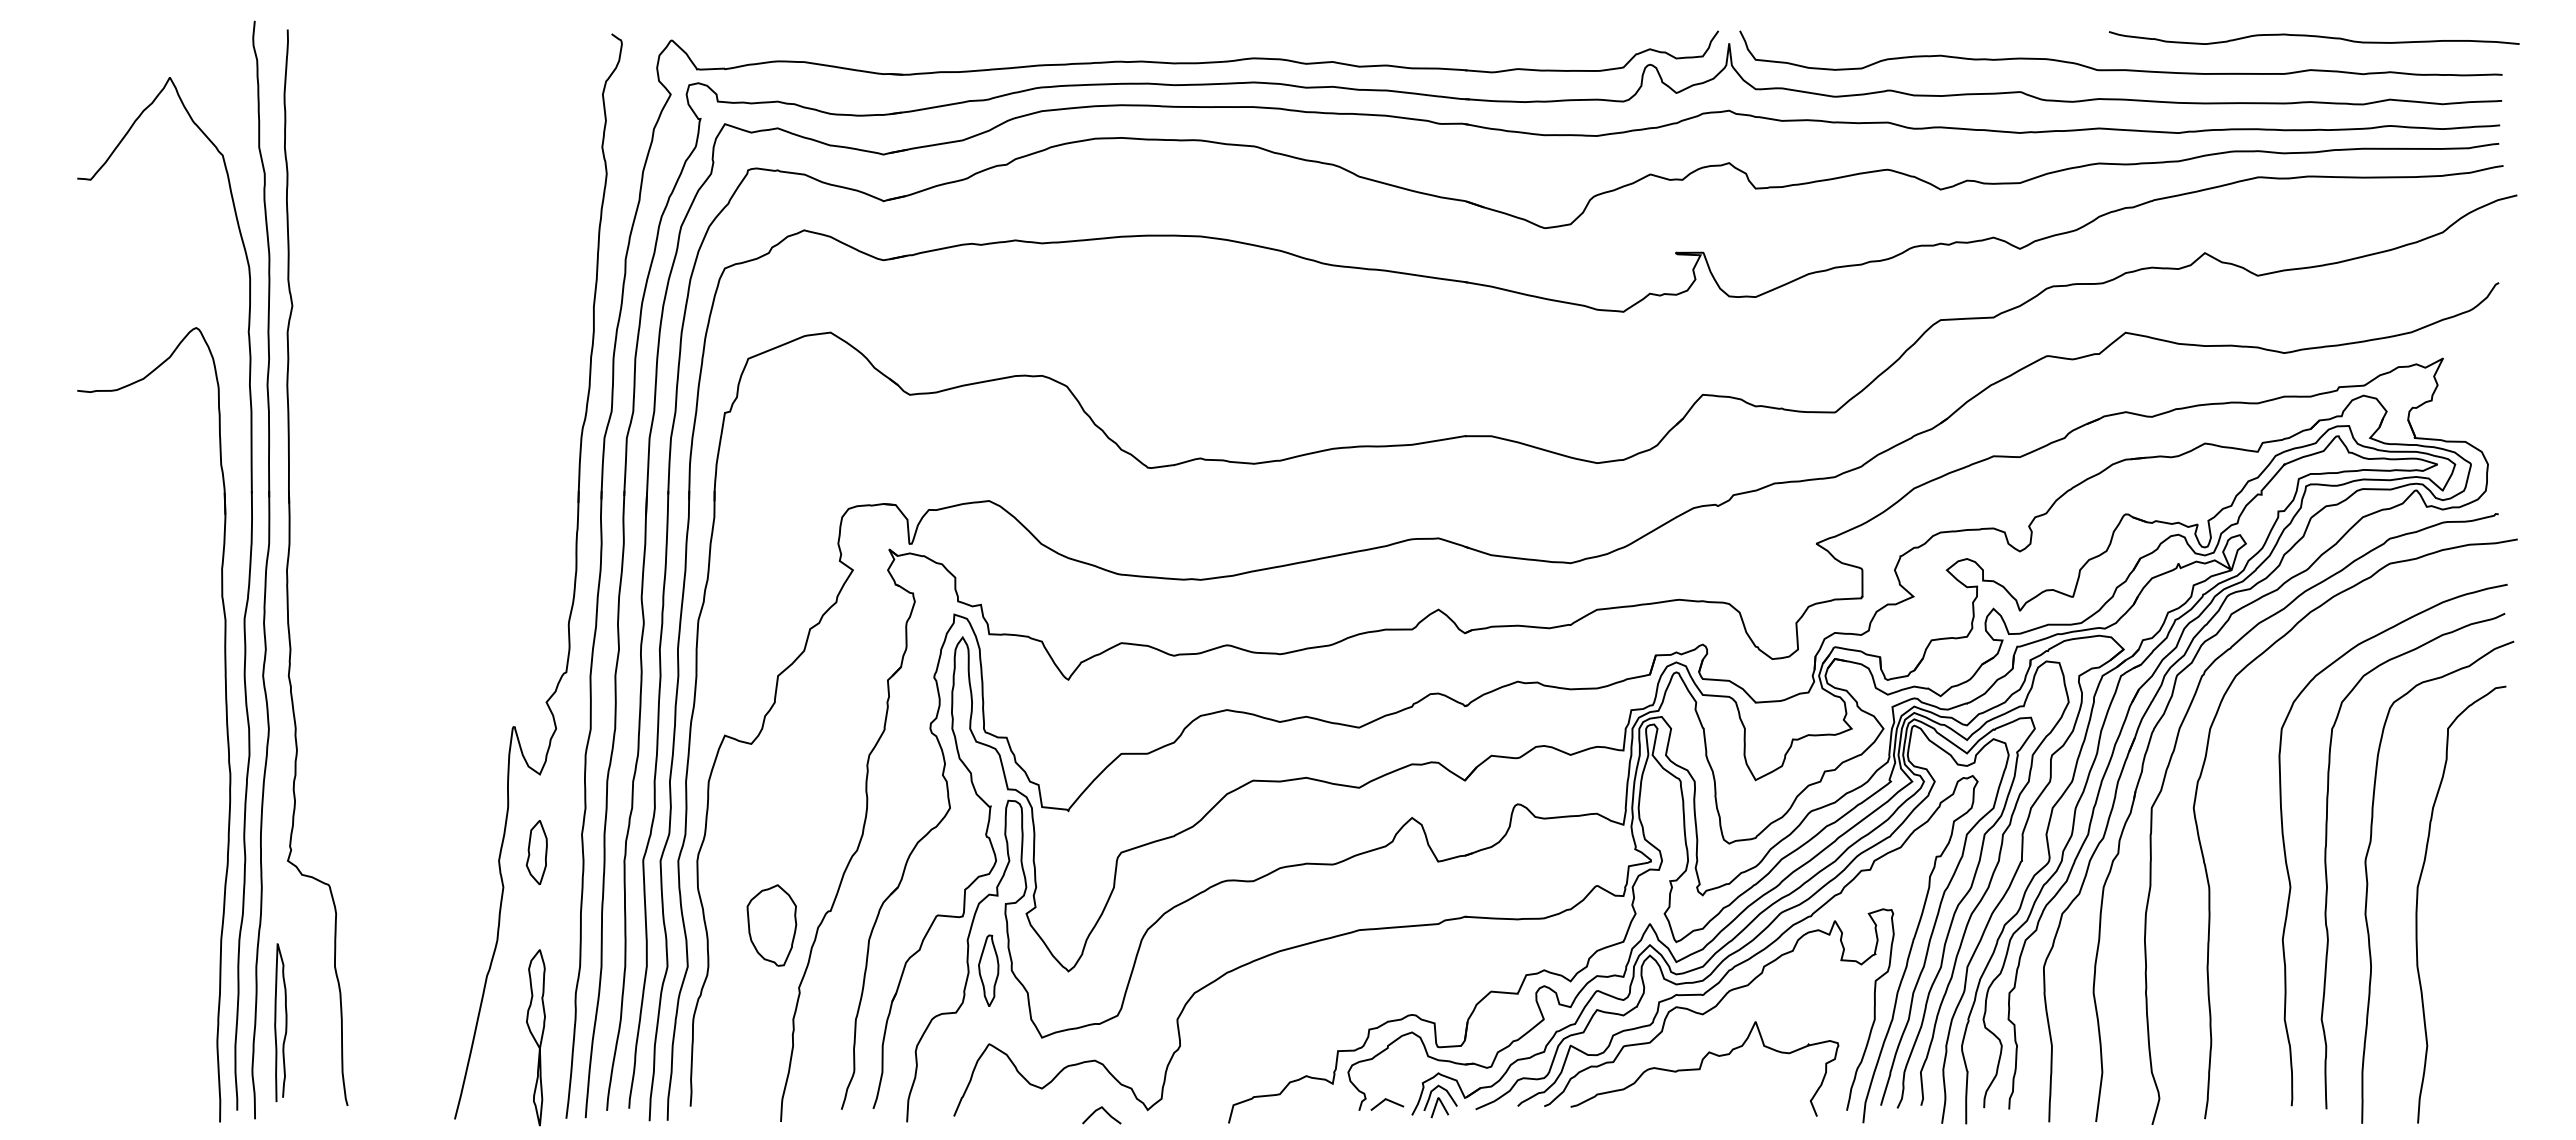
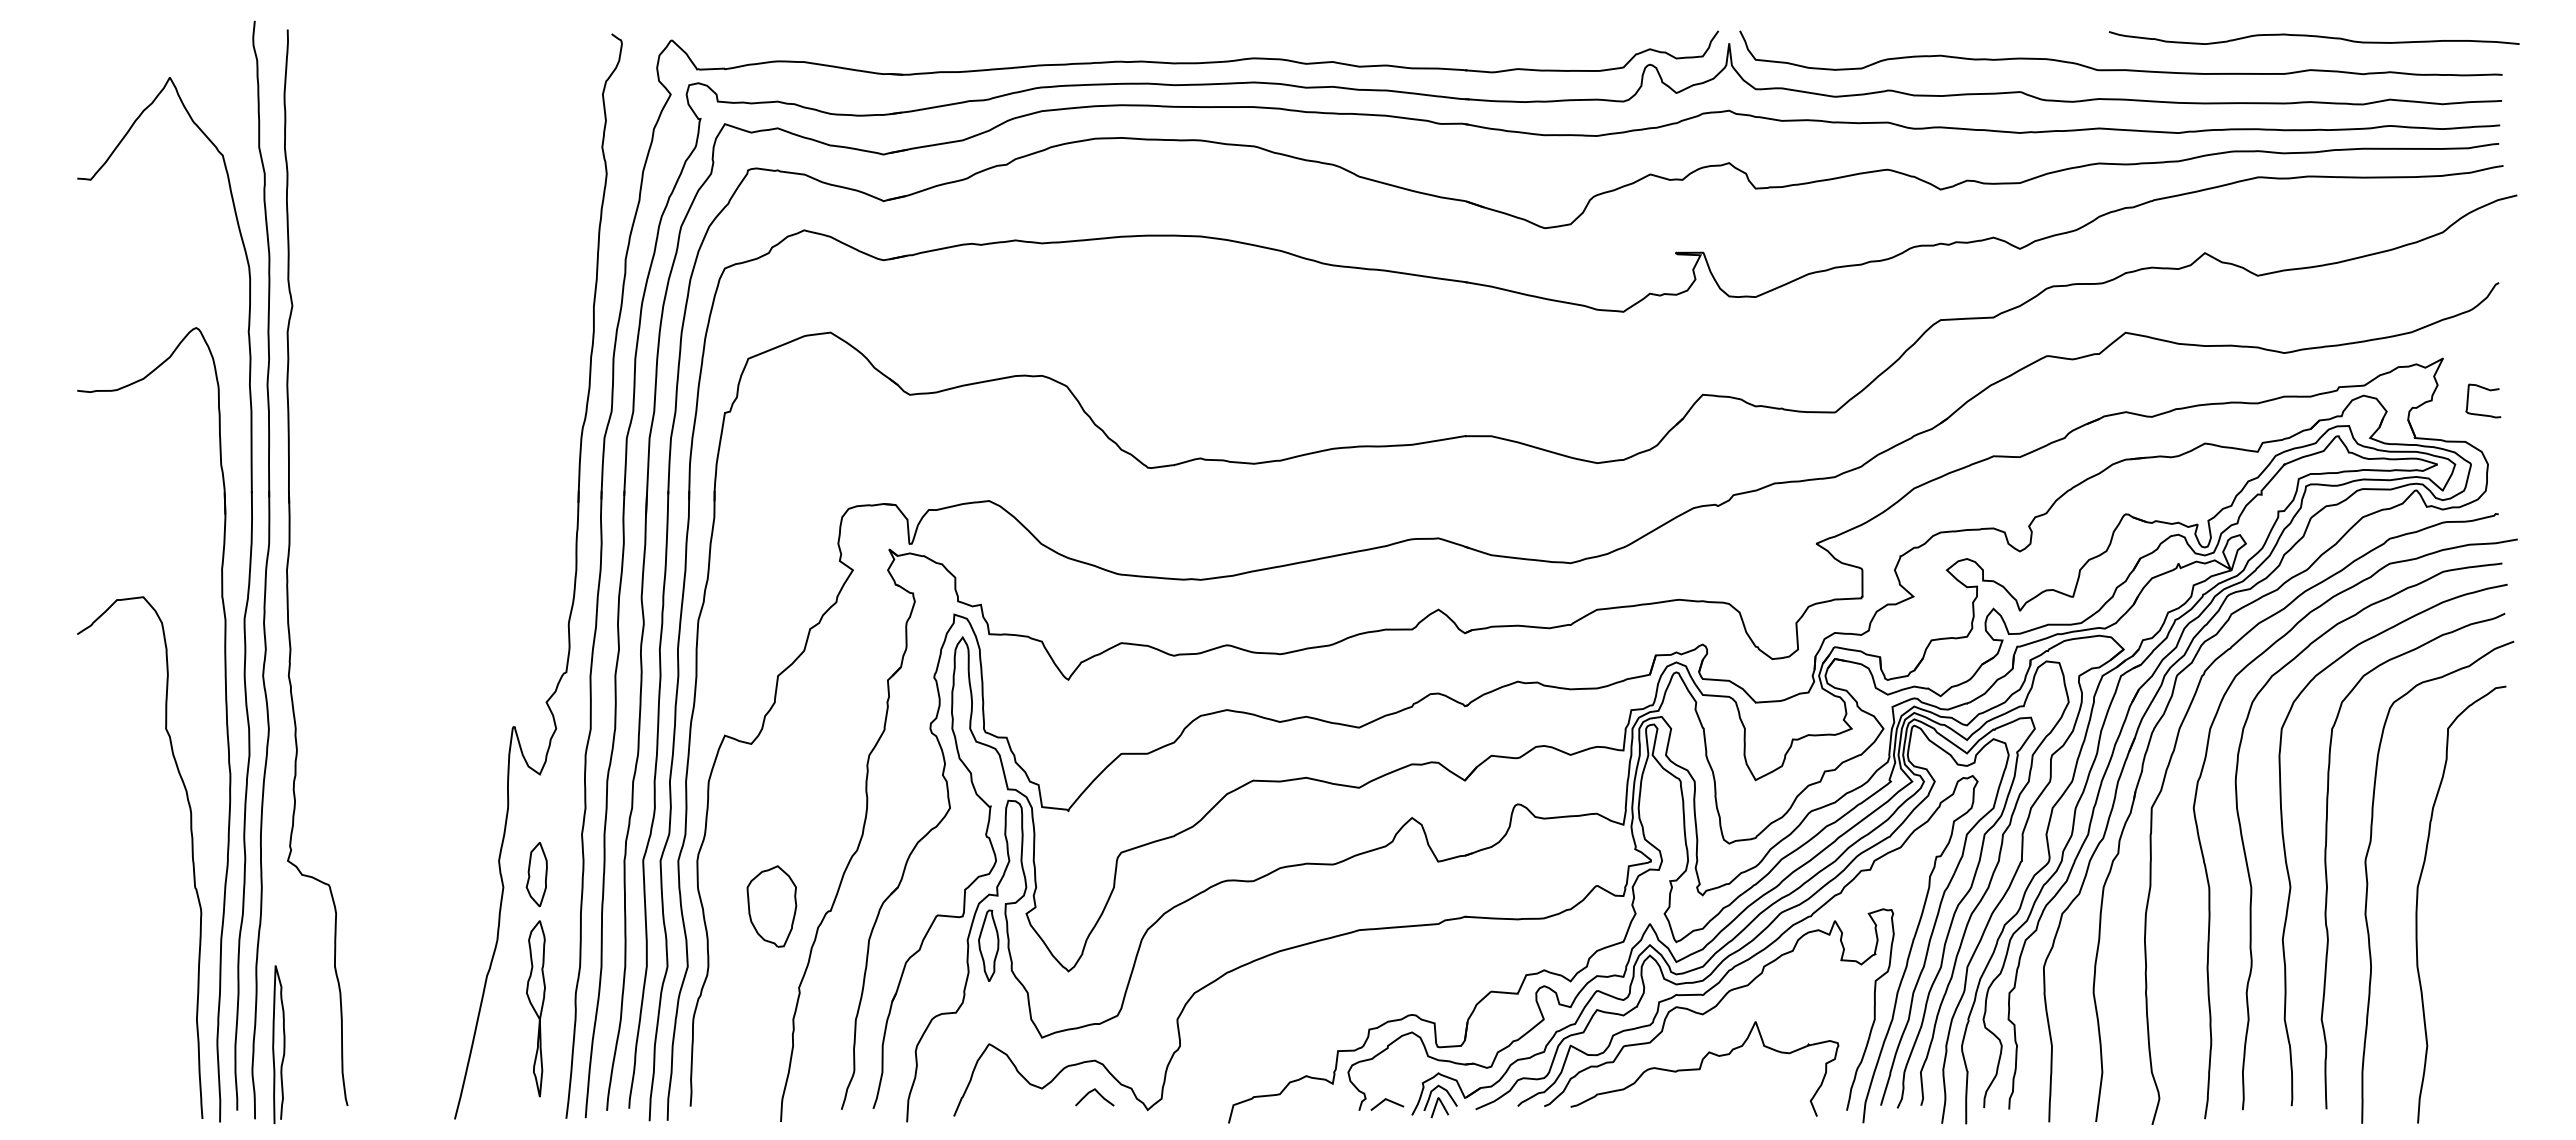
curve: none -> present (2487, 390)
part position: (536, 852) -> (536, 874) (536, 874)
curve: none -> present (191, 855)
curve: none -> present (2247, 860)
part position: (771, 925) -> (771, 906) (771, 906)
part position: (988, 970) -> (988, 945) (988, 945)
curve position: (276, 1022) -> (274, 1044) (274, 1044)
part position: (535, 1037) -> (535, 1008) (535, 1008)
curve position: (1104, 1111) -> (1097, 1093) (1097, 1093)
